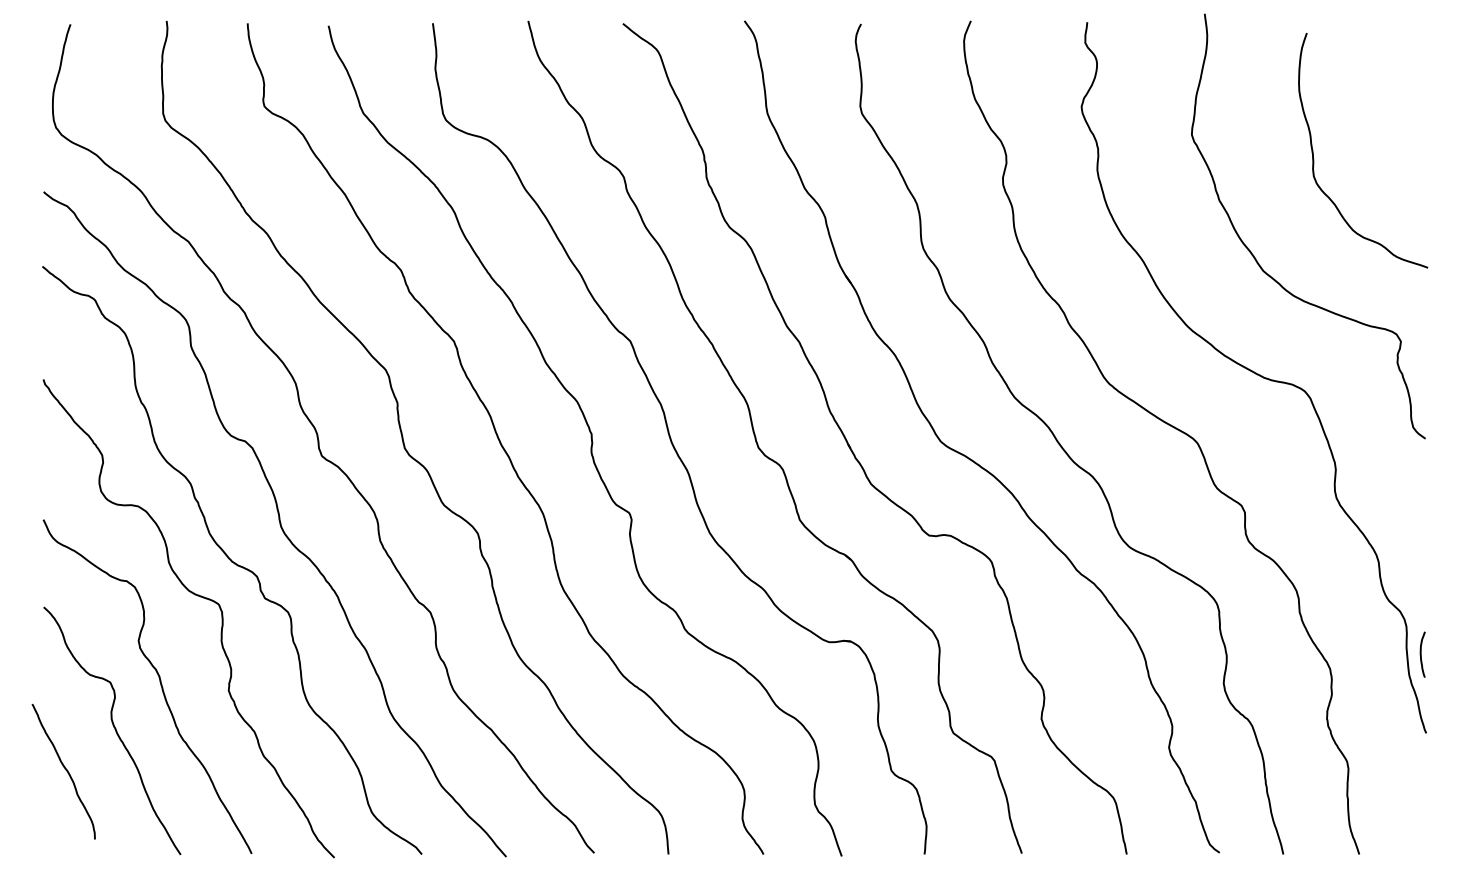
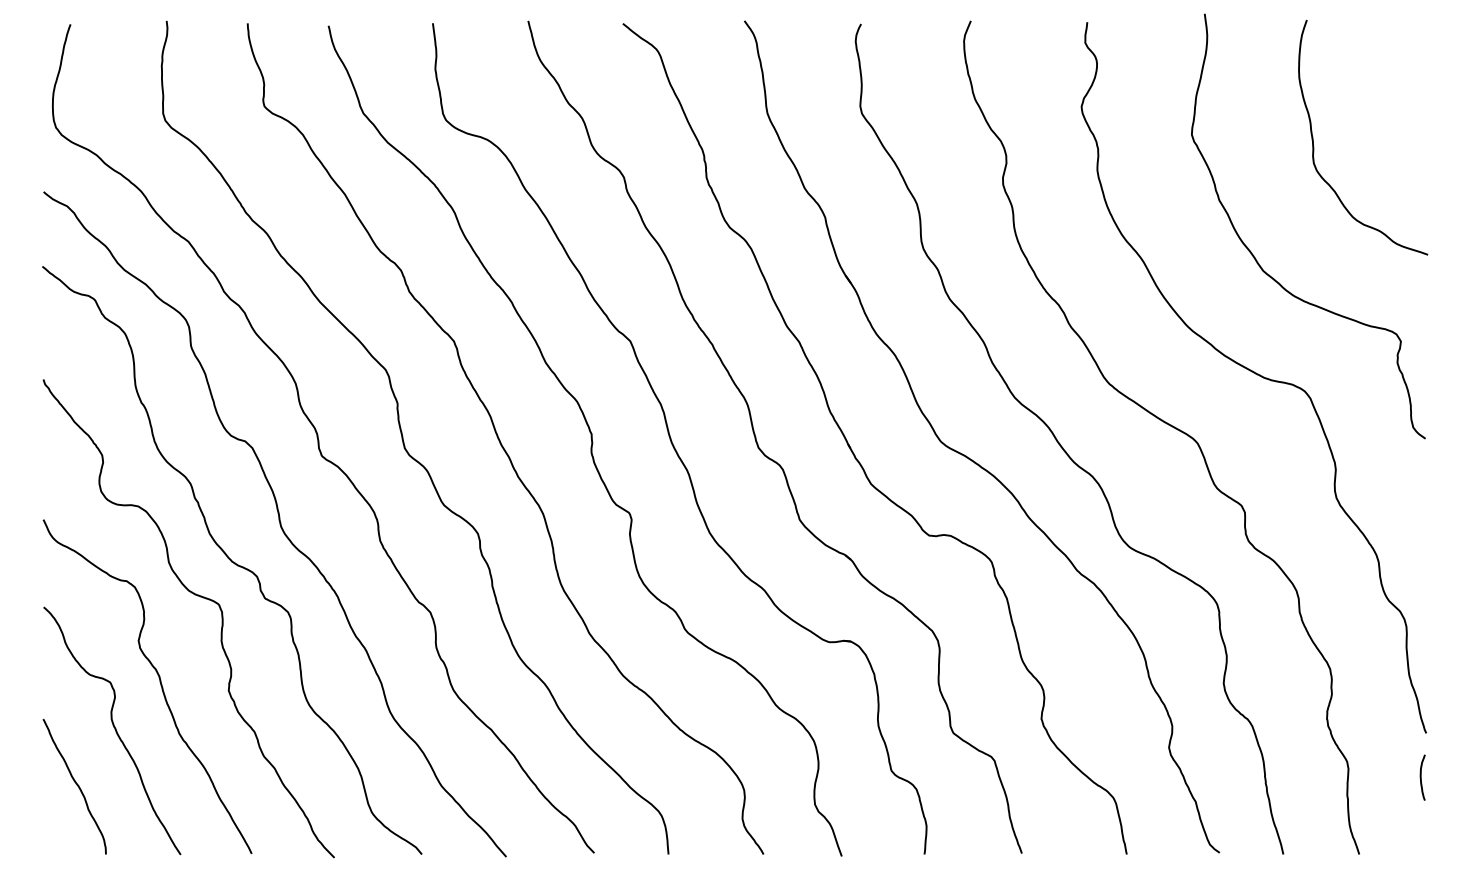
curve position: (1314, 159) -> (1314, 146) (1314, 146)
curve position: (1421, 654) -> (1421, 777) (1421, 777)
curve position: (65, 770) -> (76, 785) (76, 785)
